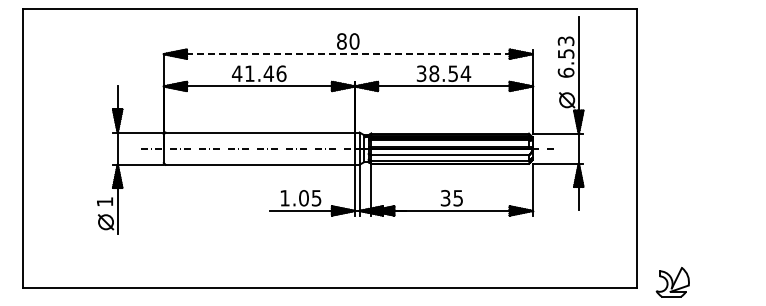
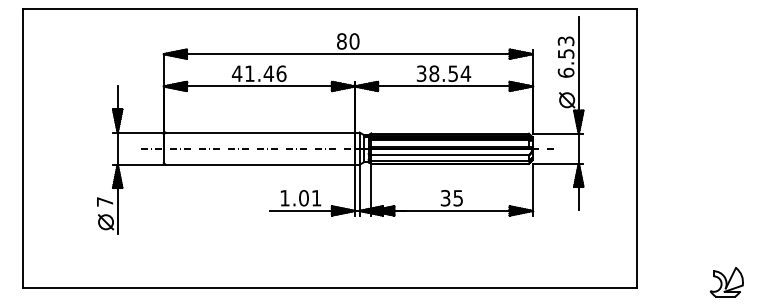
line: dashed -> solid (348, 54)
text: 1.05 -> 1.01 (316, 198)
text: 1 -> 7 (105, 201)
part position: (672, 282) -> (726, 282) (726, 282)
